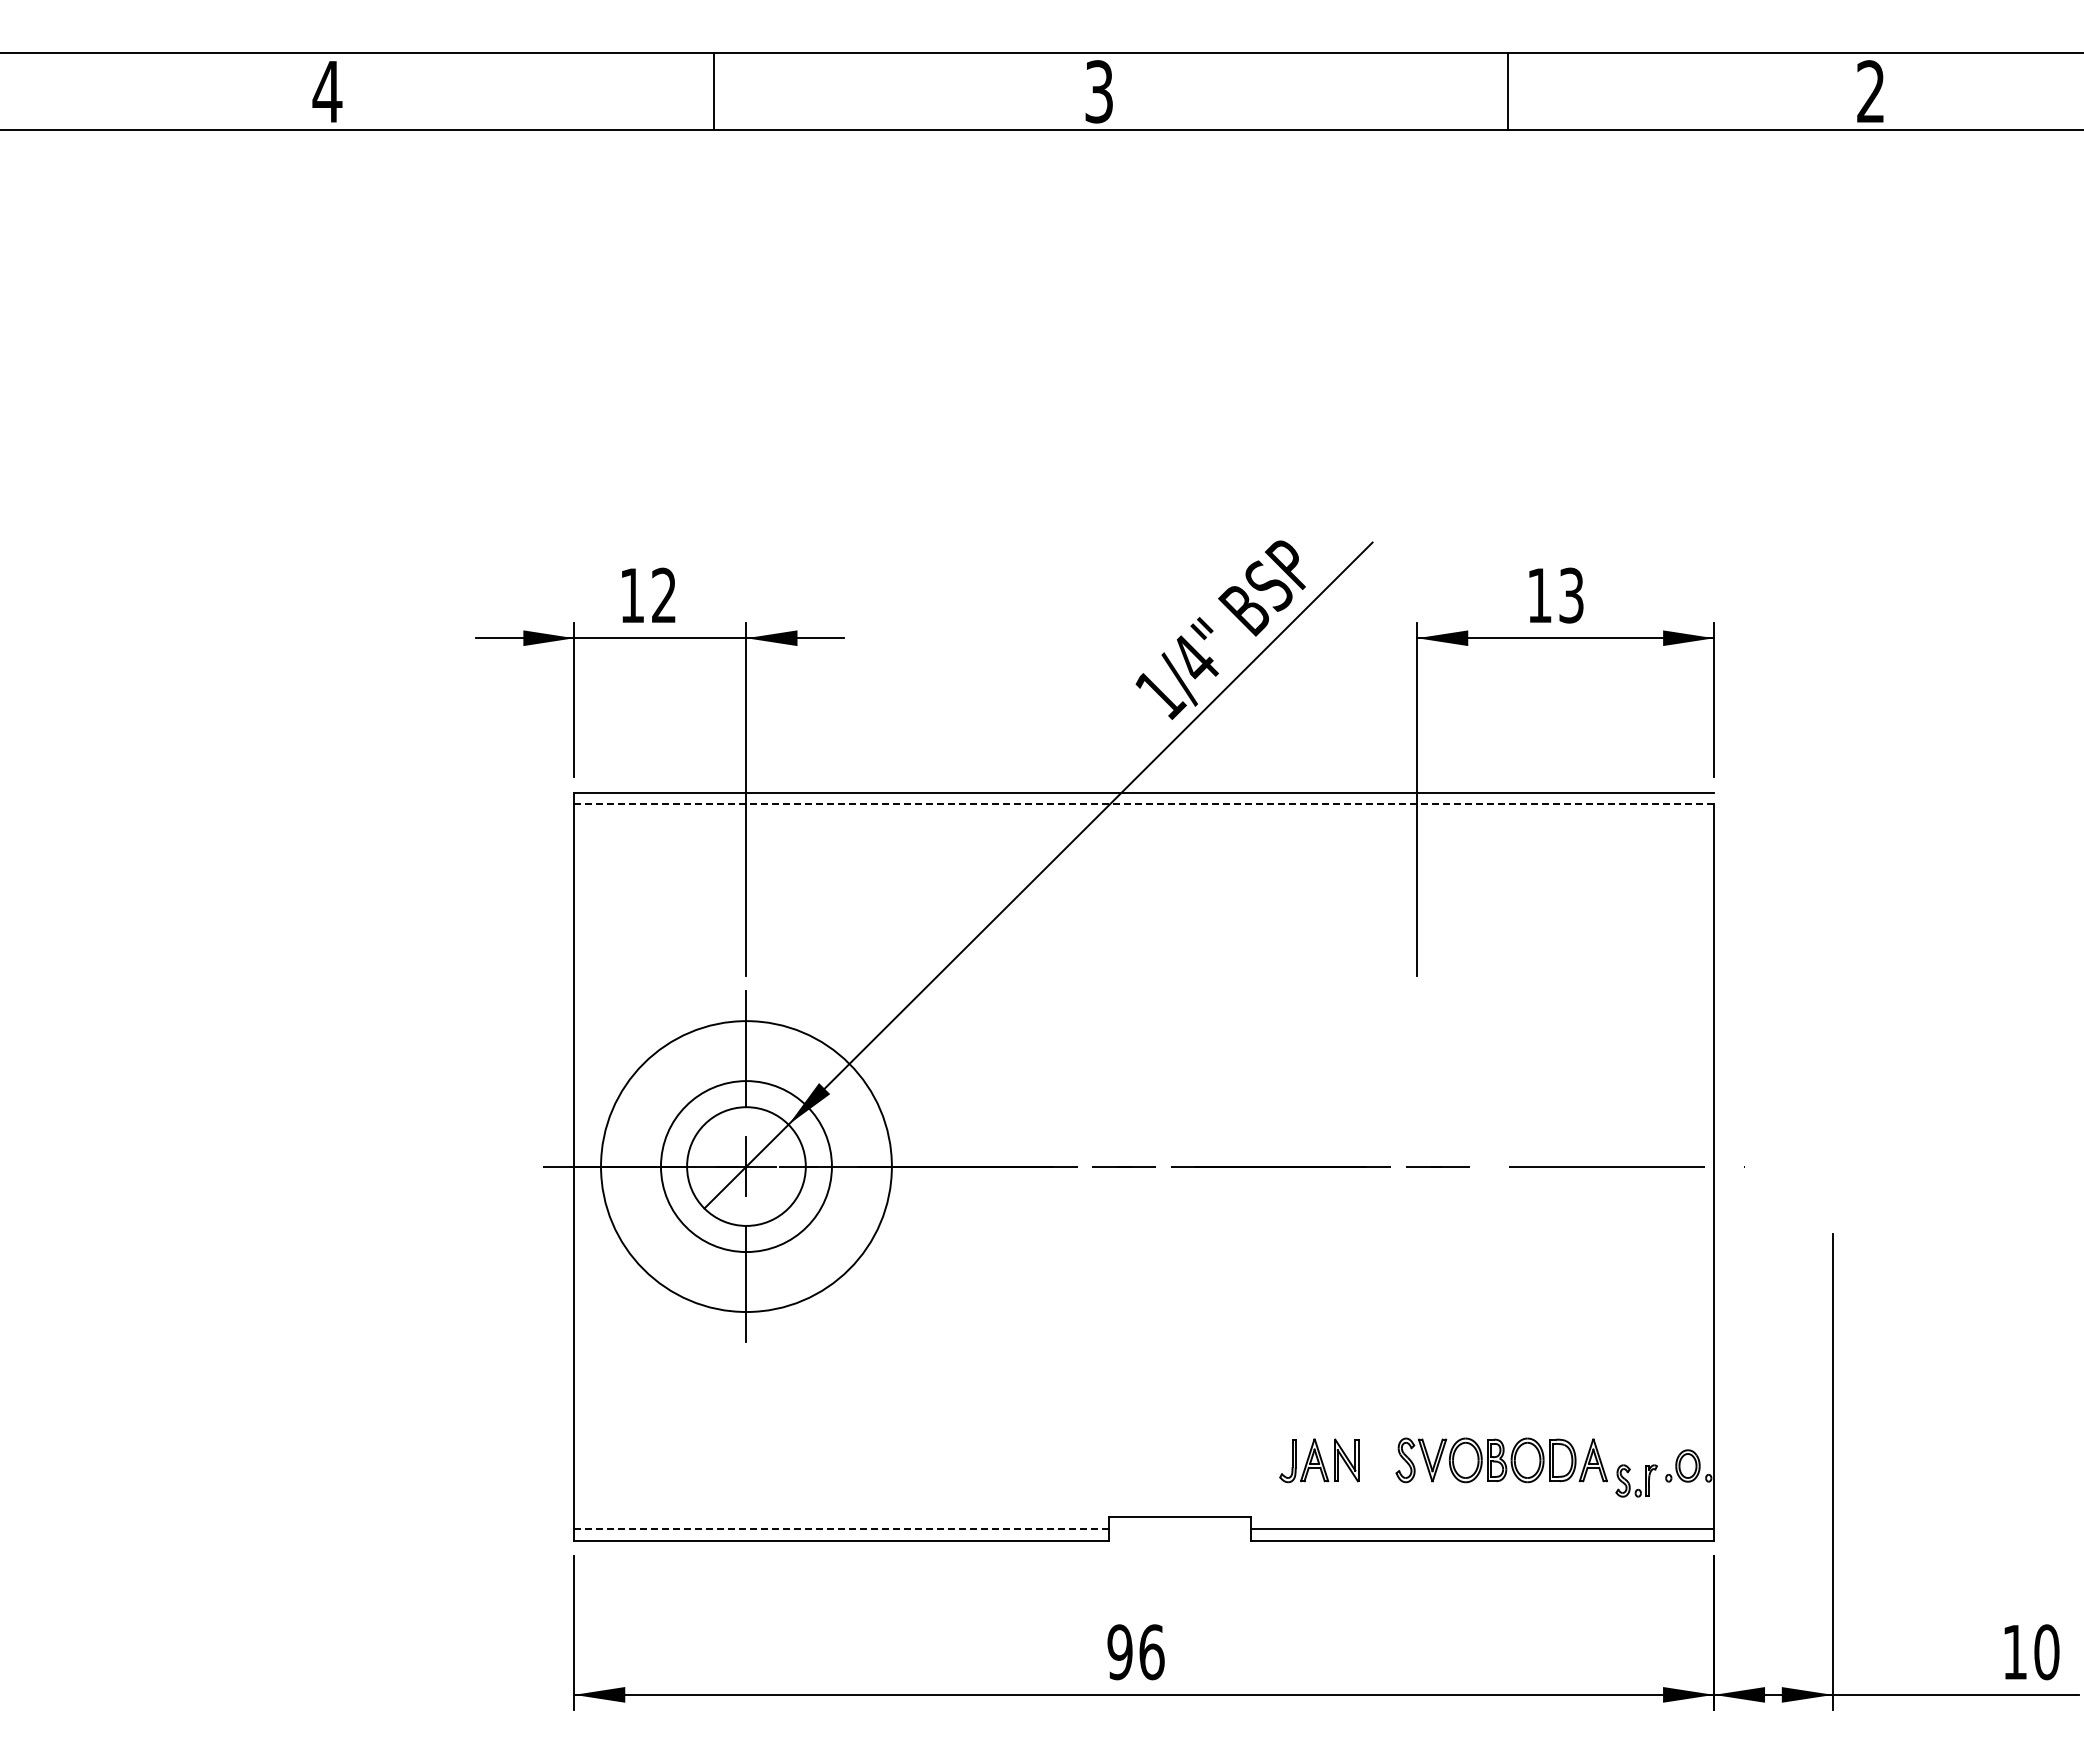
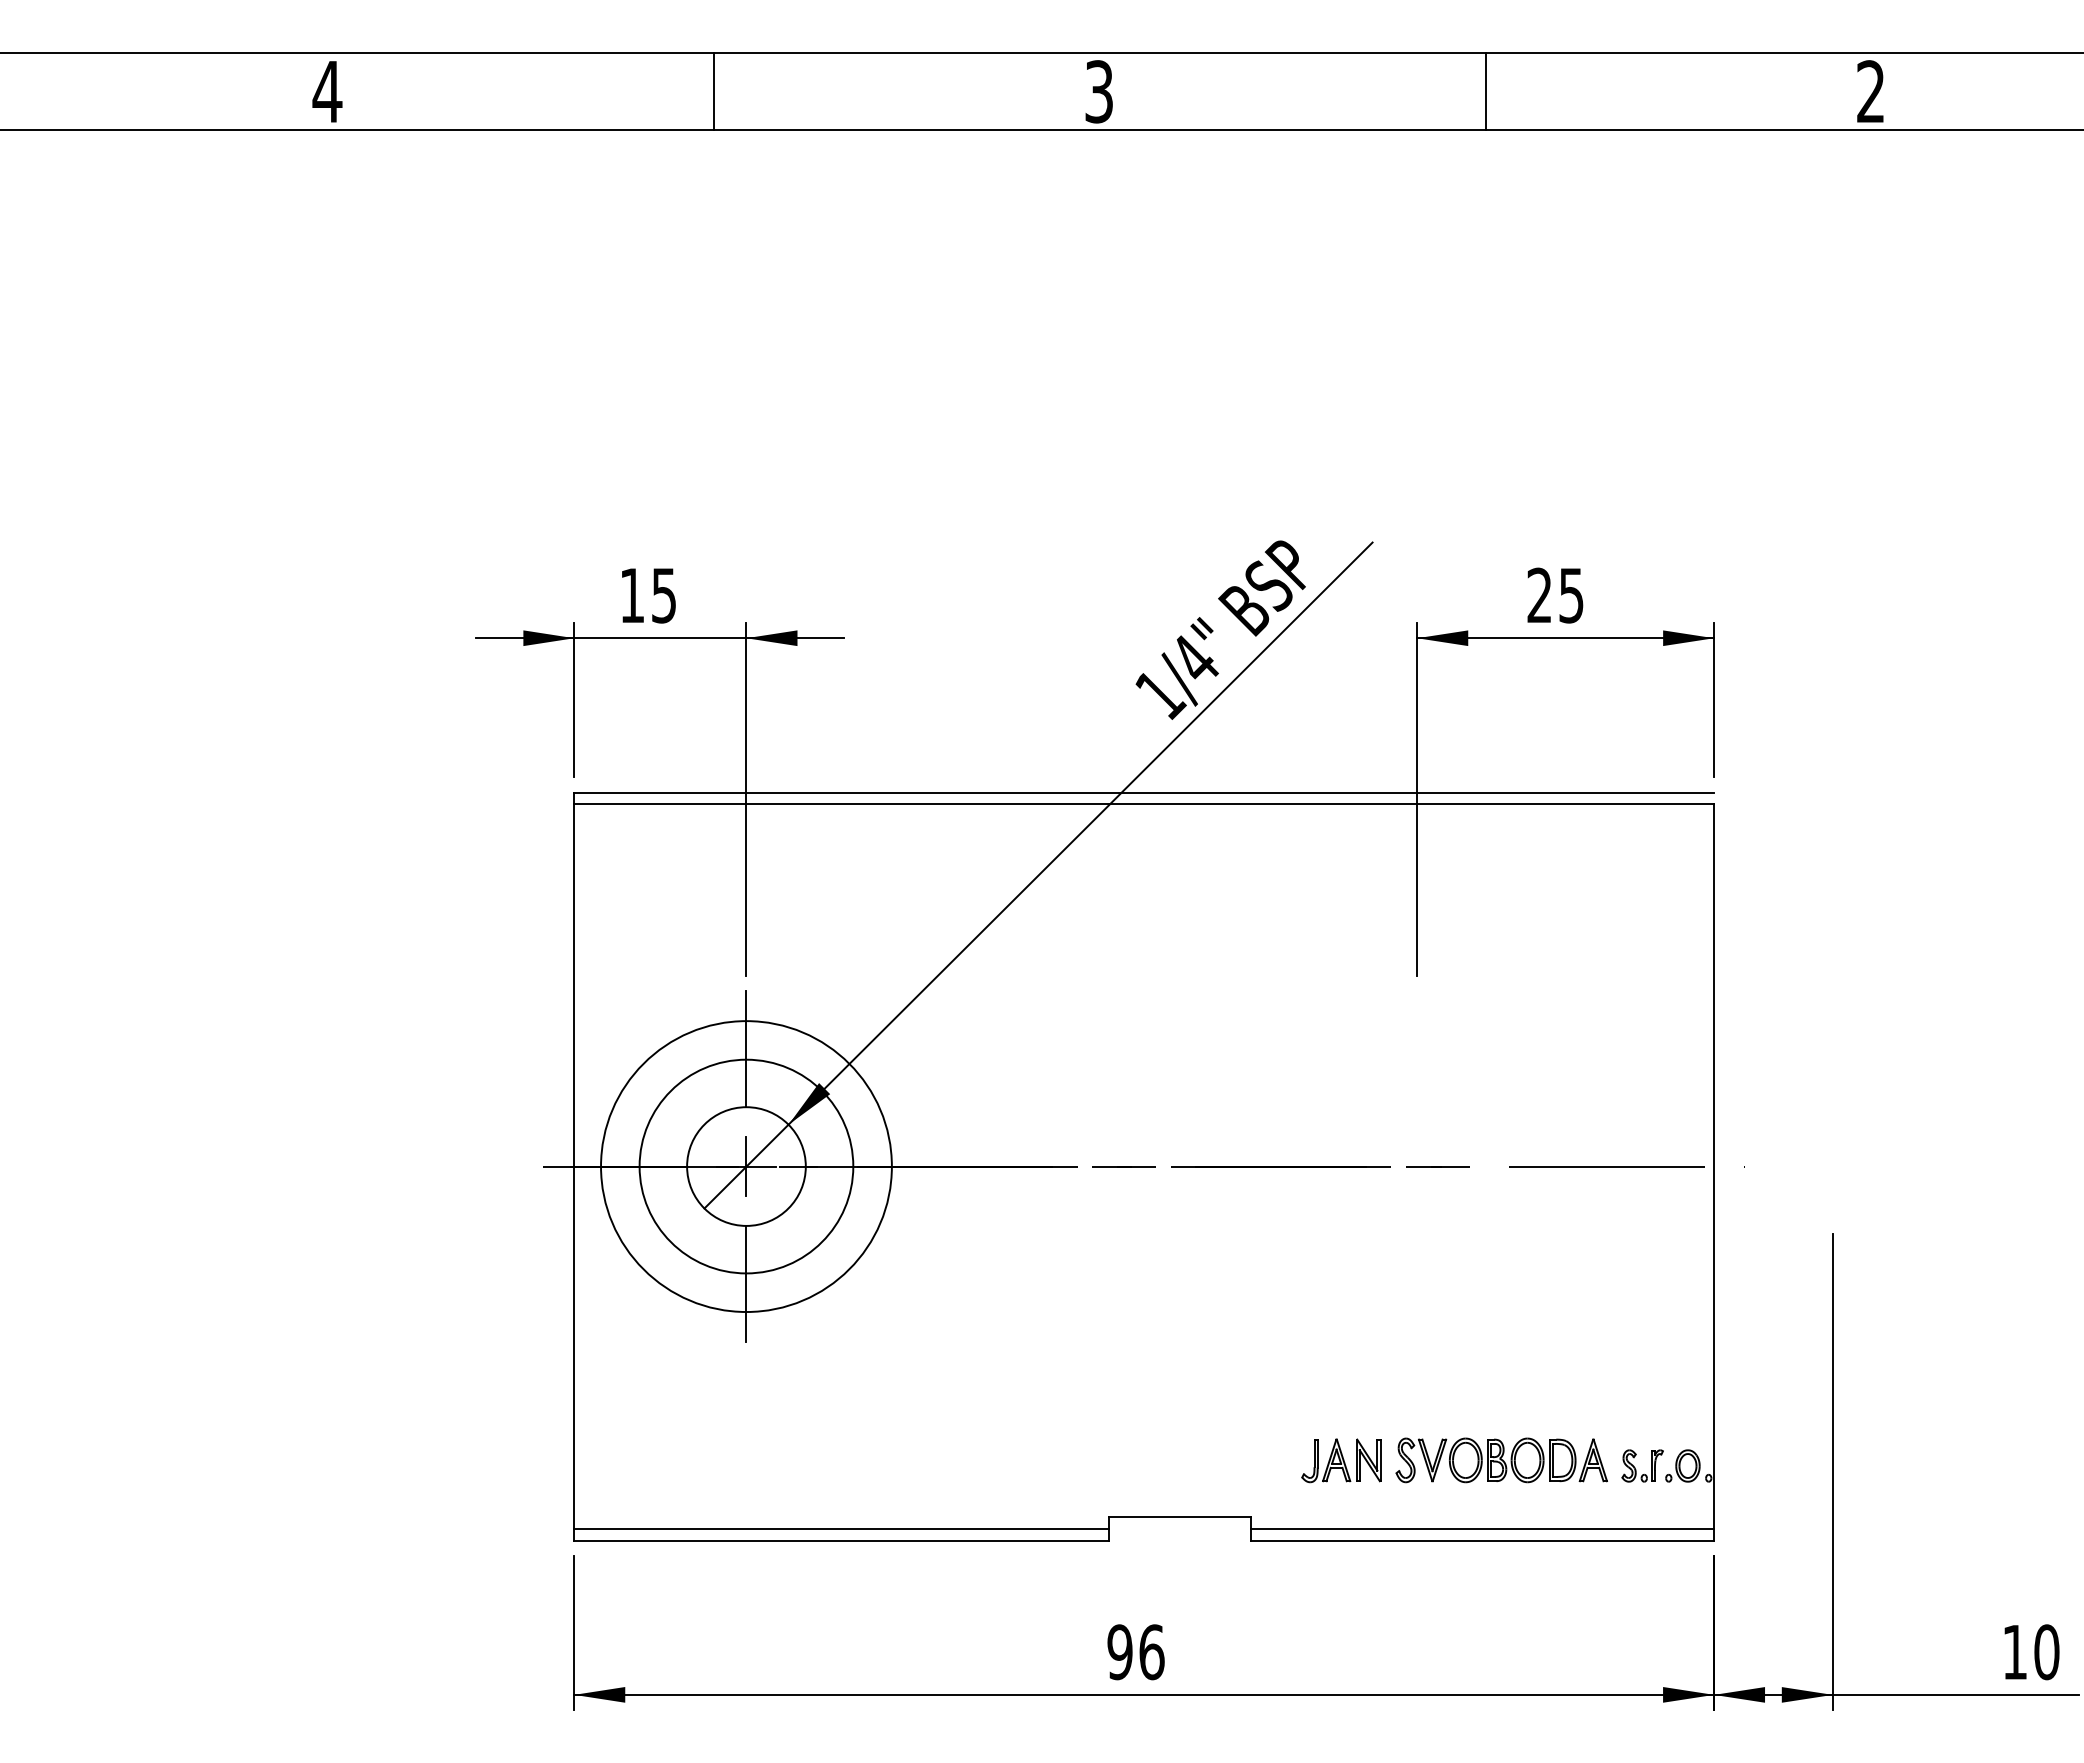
line position: (1507, 90) -> (1485, 90) (1485, 90)
text: 13 -> 25 (1555, 594)
text: 12 -> 15 (663, 595)
line: dashed -> solid (1144, 804)
circle diameter: 171 px -> 214 px (746, 1166)
part position: (1319, 1460) -> (1341, 1460) (1341, 1460)
part position: (1630, 1484) -> (1636, 1469) (1636, 1469)
line: dashed -> solid (841, 1528)
